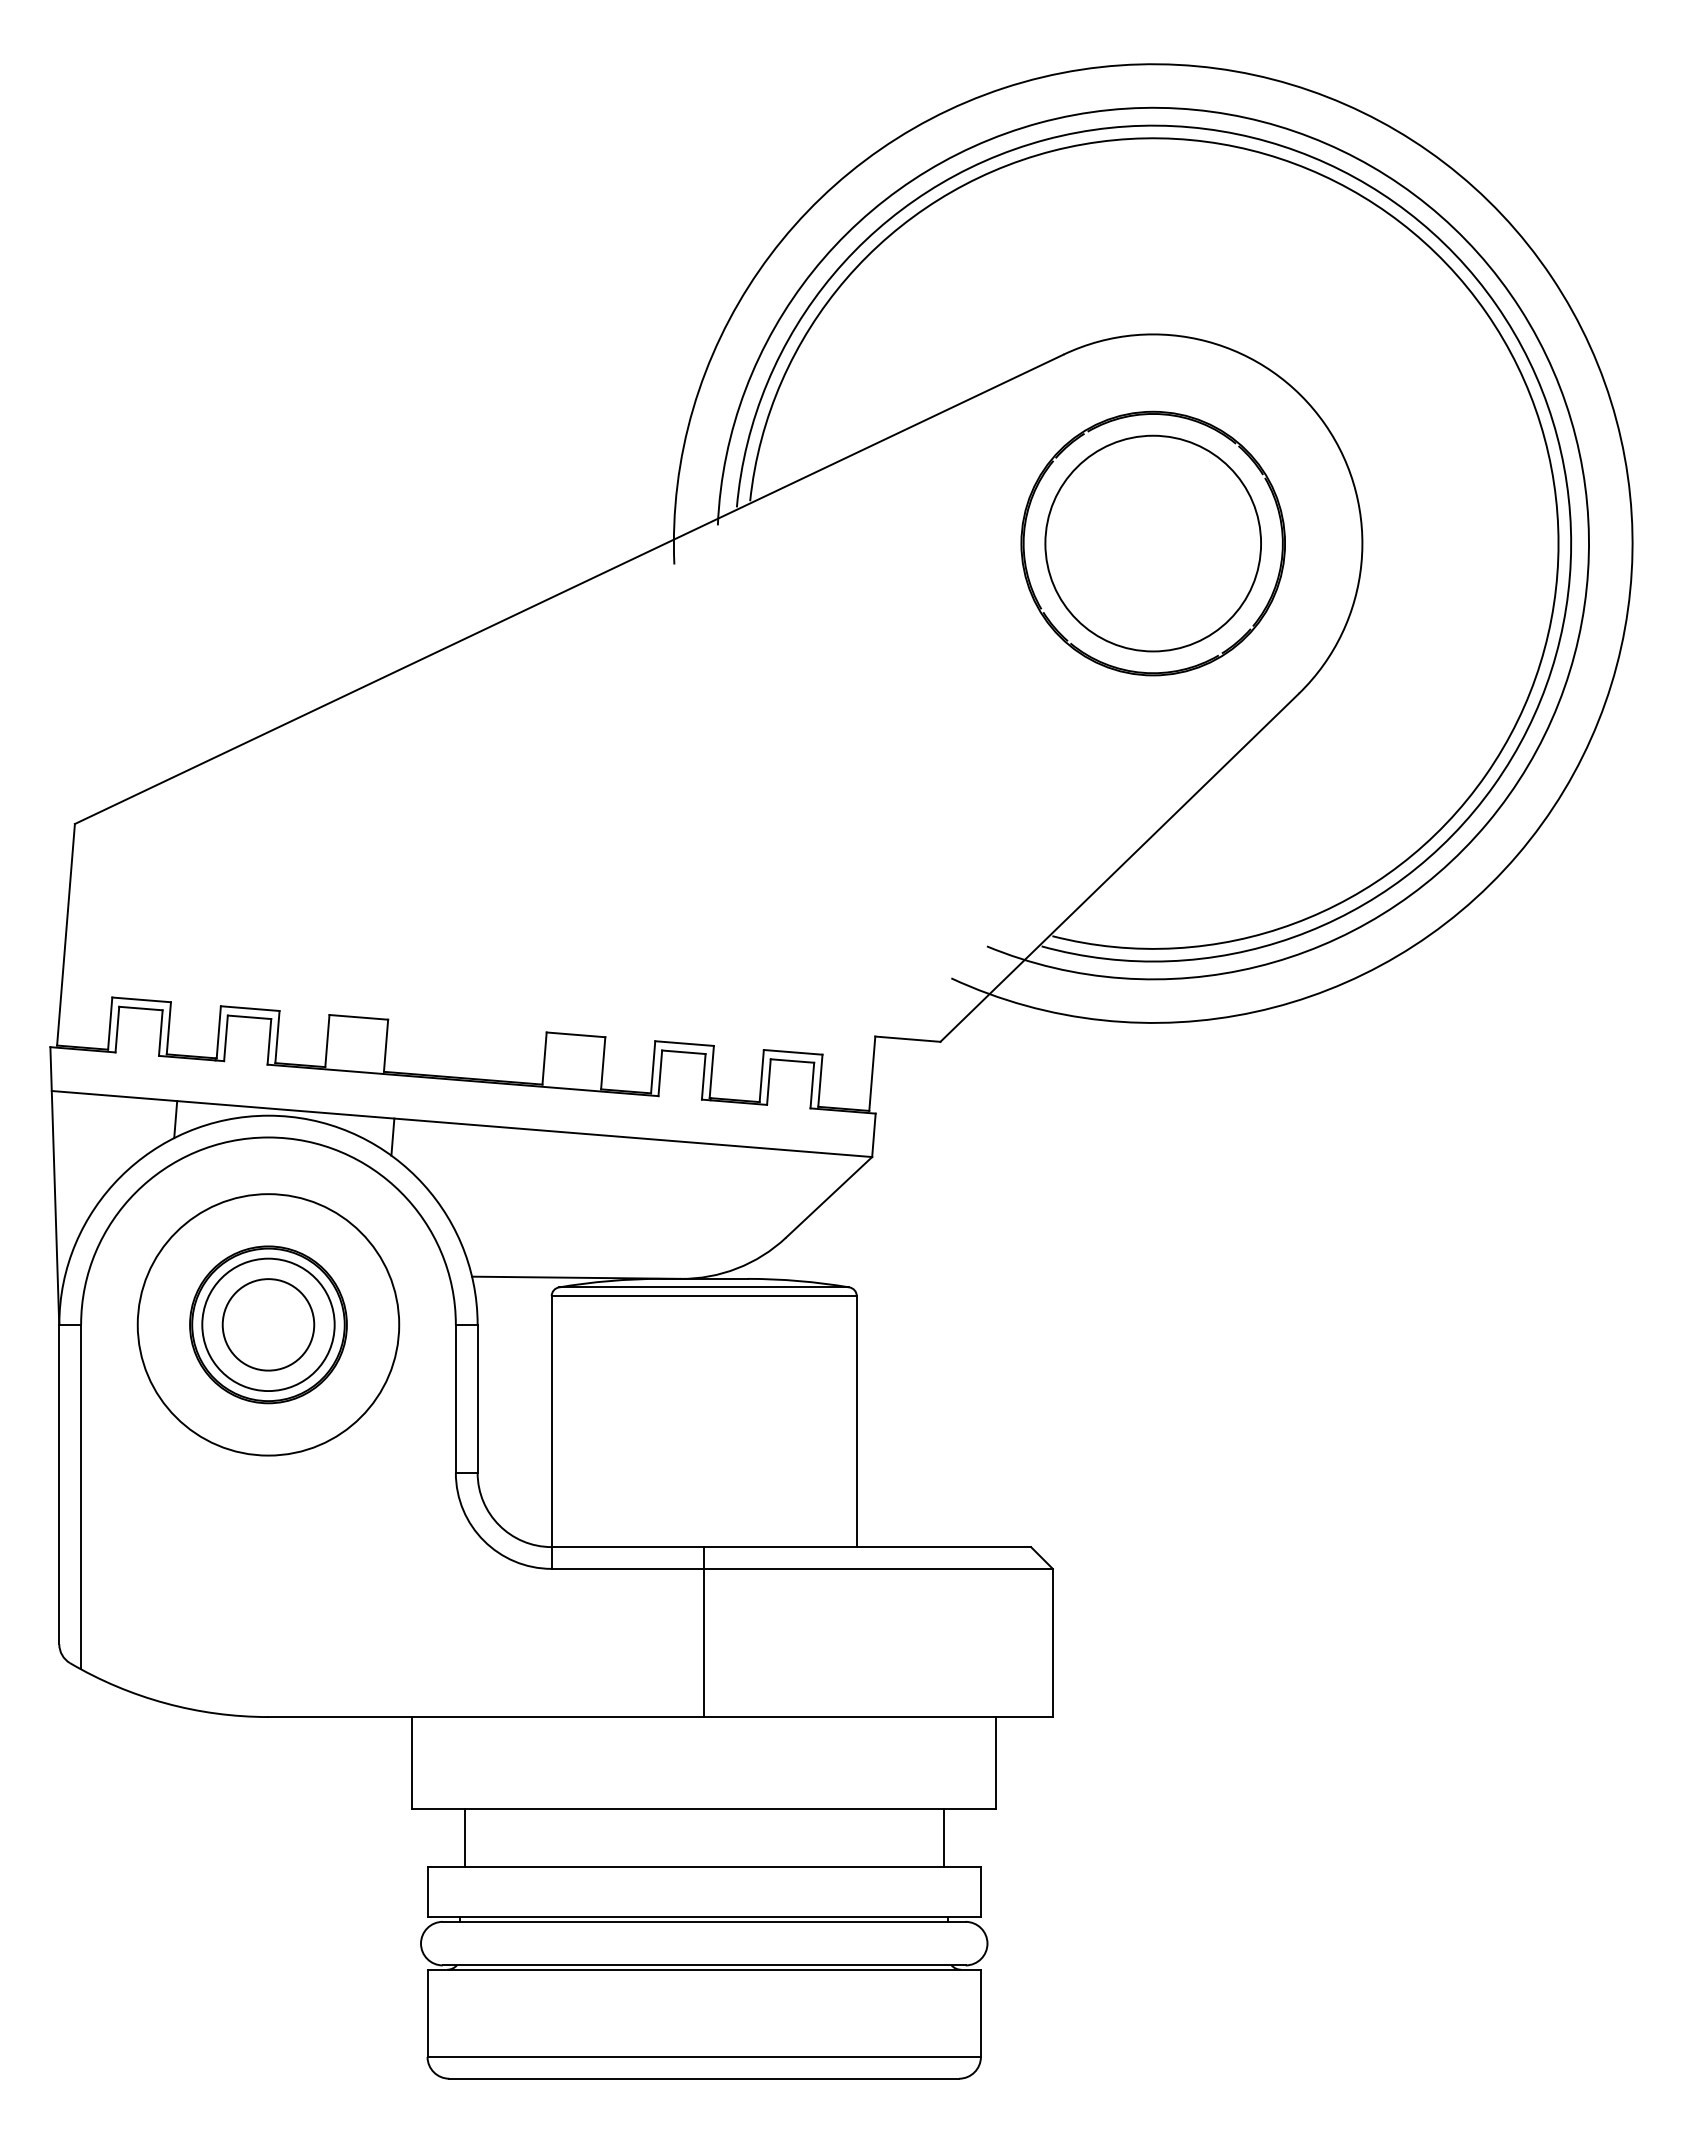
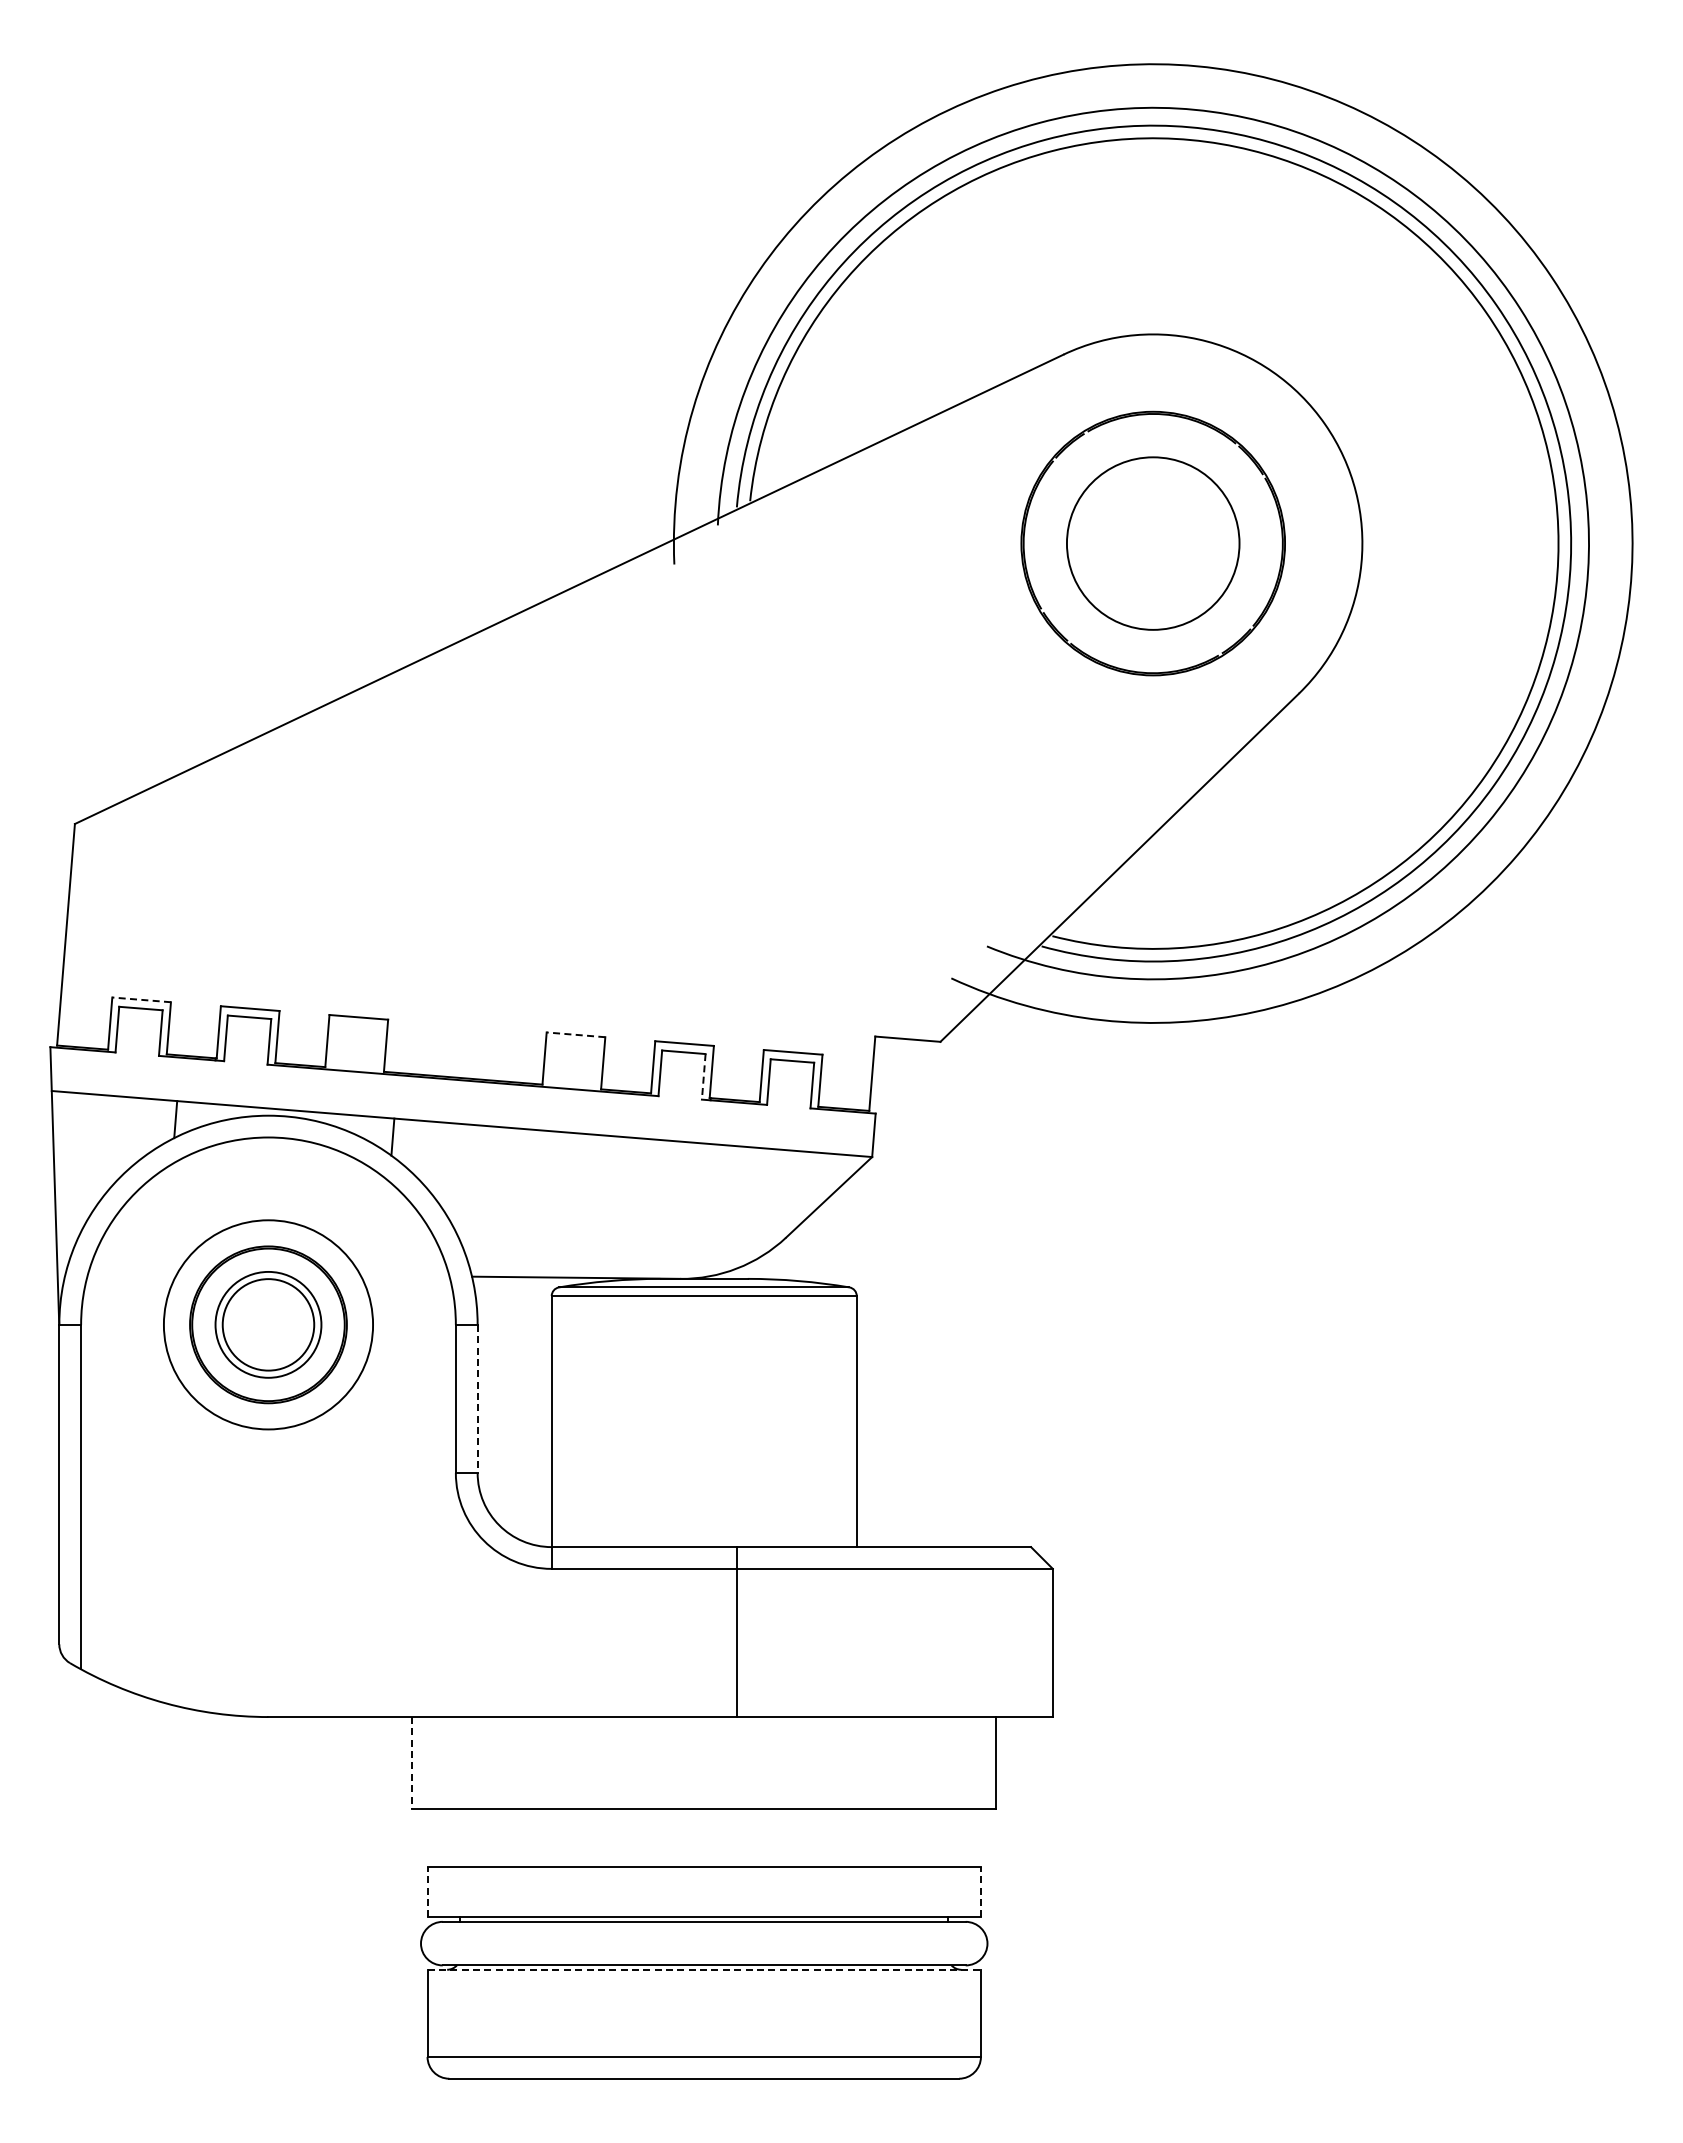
circle diameter: 216 px -> 173 px (1152, 543)
line: solid -> dashed (141, 999)
line: solid -> dashed (575, 1034)
line: solid -> dashed (703, 1076)
circle diameter: 132 px -> 106 px (268, 1324)
circle diameter: 261 px -> 209 px (268, 1324)
line: solid -> dashed (477, 1399)
line position: (704, 1632) -> (737, 1632) (737, 1632)
line: solid -> dashed (412, 1763)
line: present -> none (464, 1837)
line: present -> none (943, 1837)
line: solid -> dashed (427, 1891)
line: solid -> dashed (980, 1891)
line: solid -> dashed (704, 1969)
